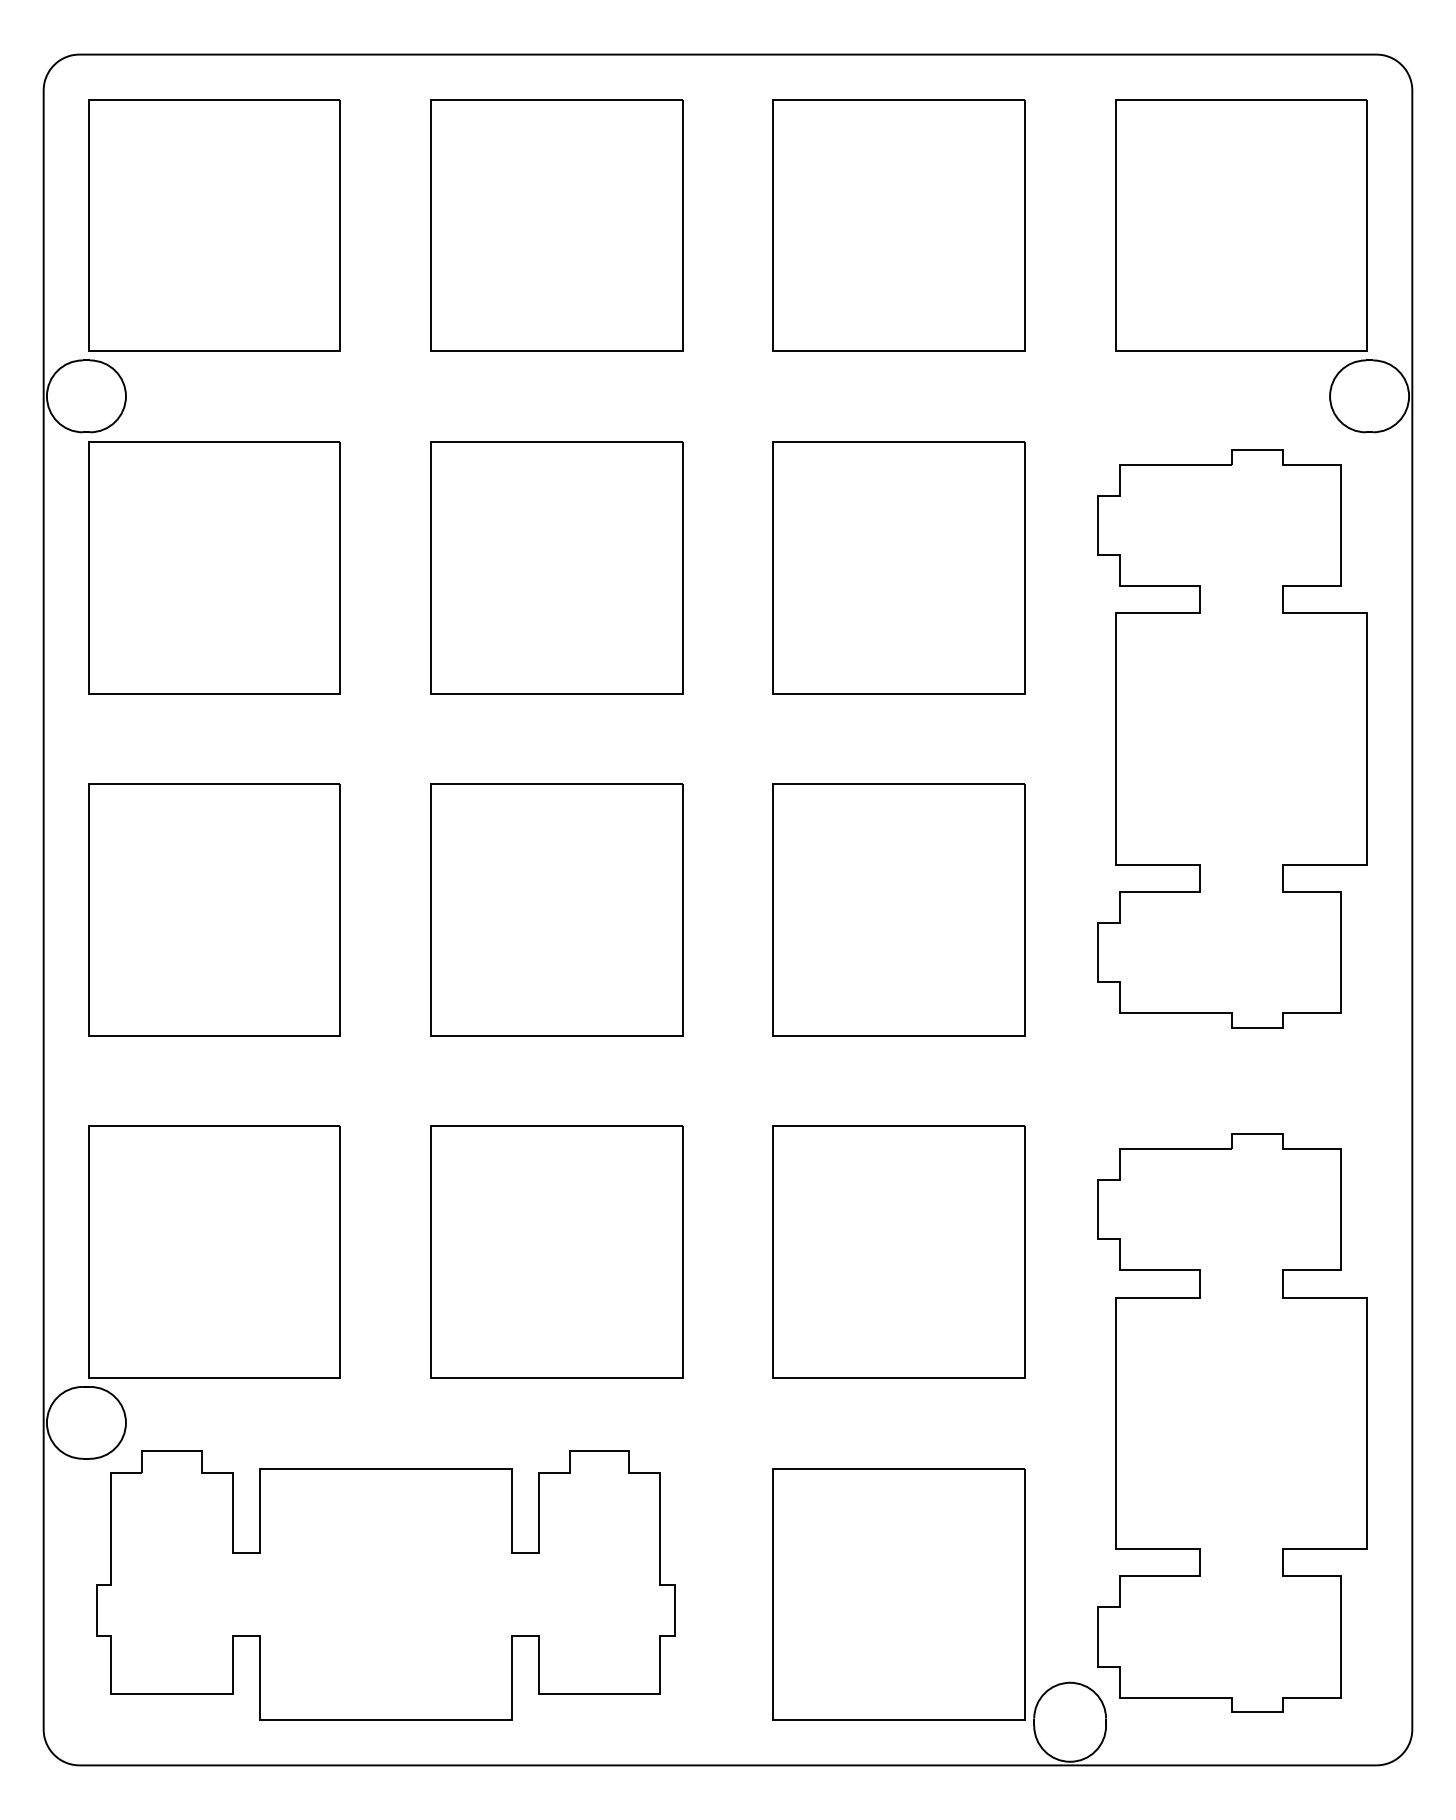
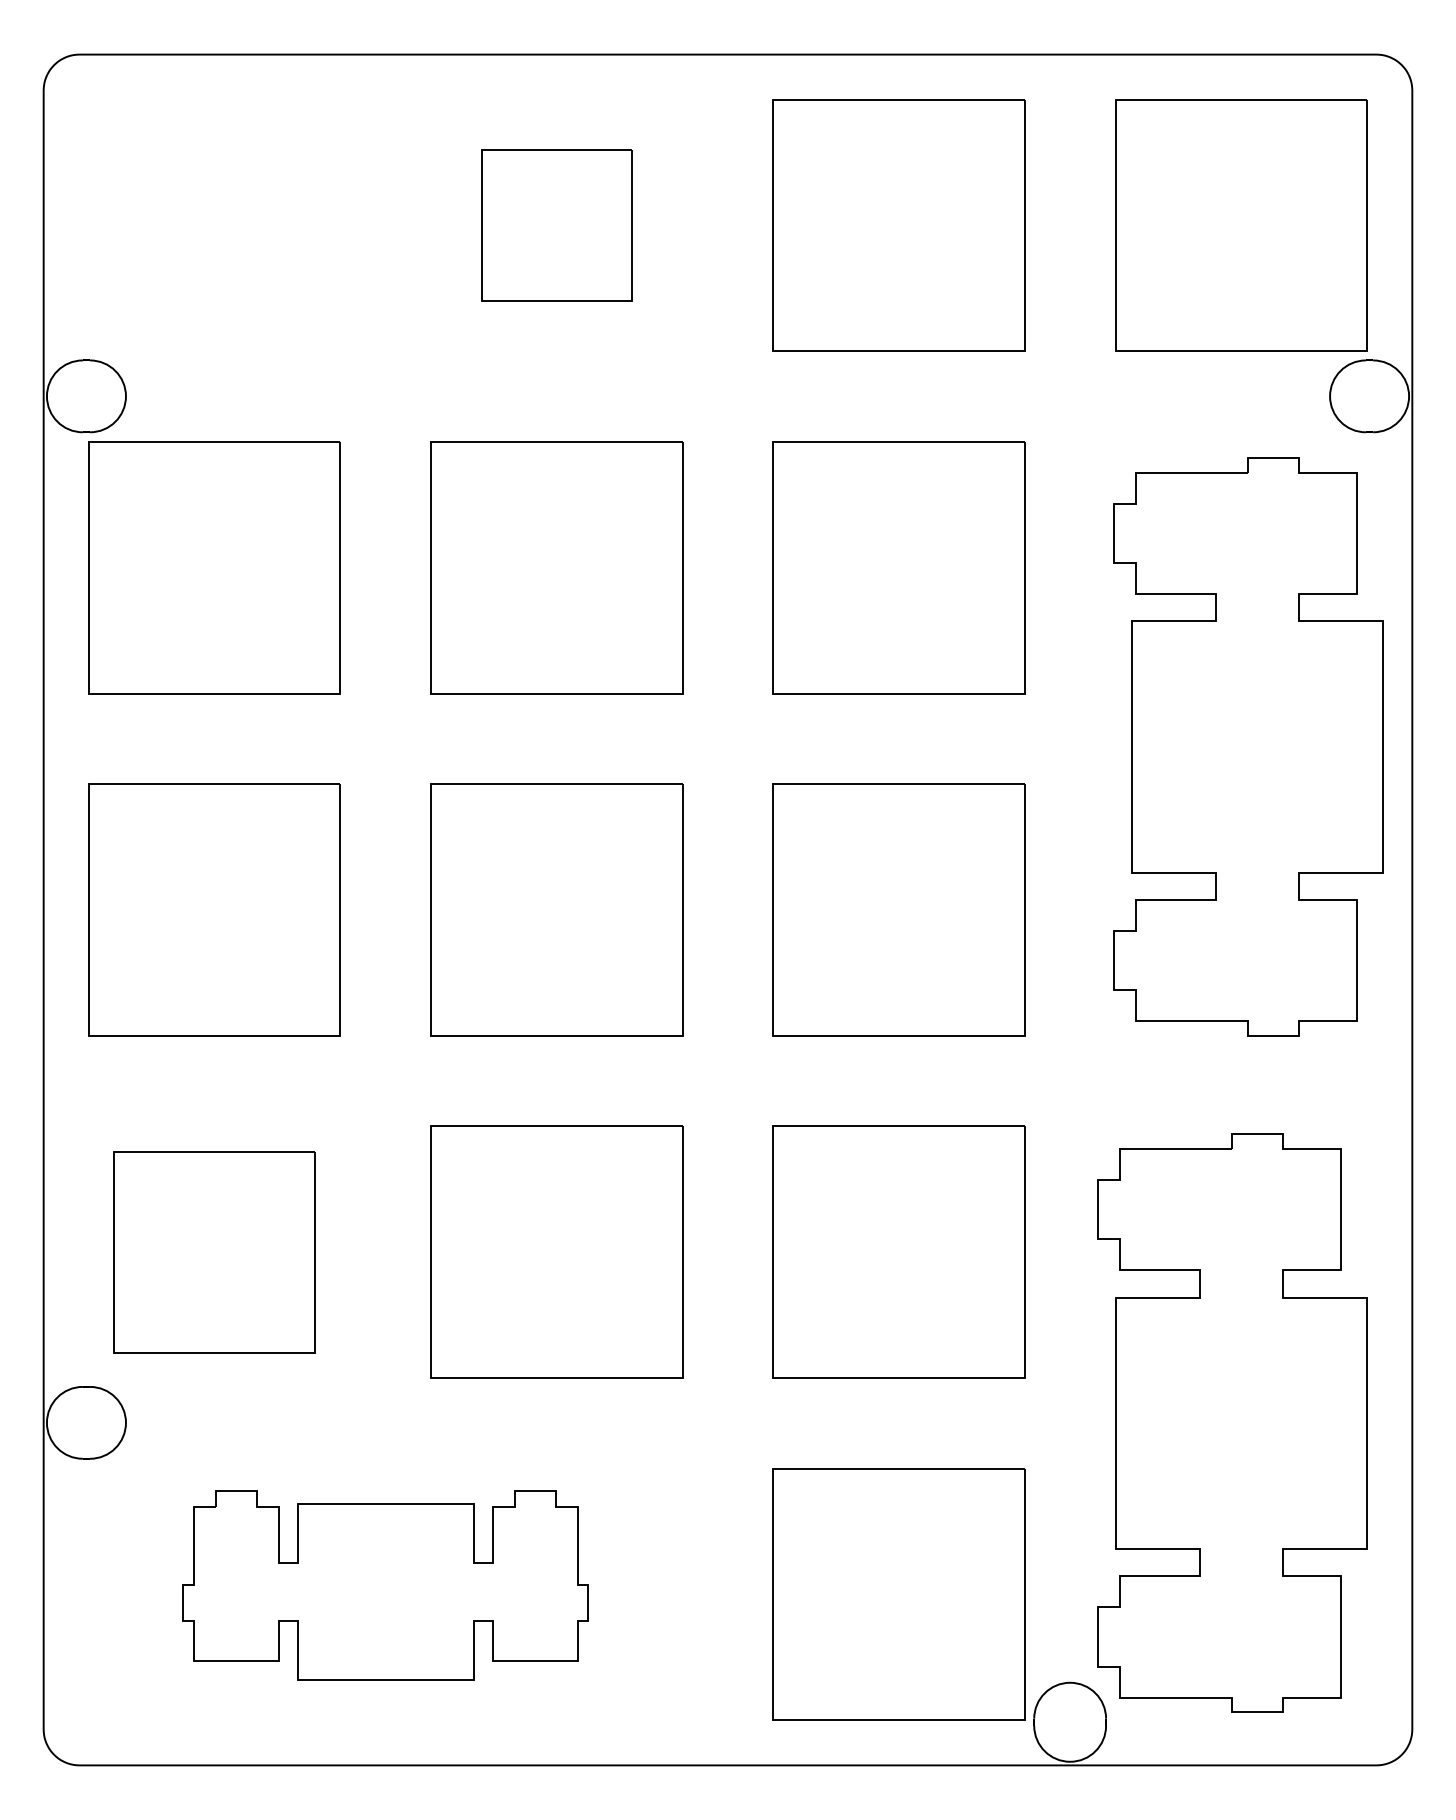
part: present -> none (214, 225)
part size: 254x253 px -> 152x153 px (556, 225)
part position: (1232, 738) -> (1248, 746) (1248, 746)
part size: 253x254 px -> 203x203 px (214, 1252)
part size: 580x271 px -> 407x191 px (385, 1585)
